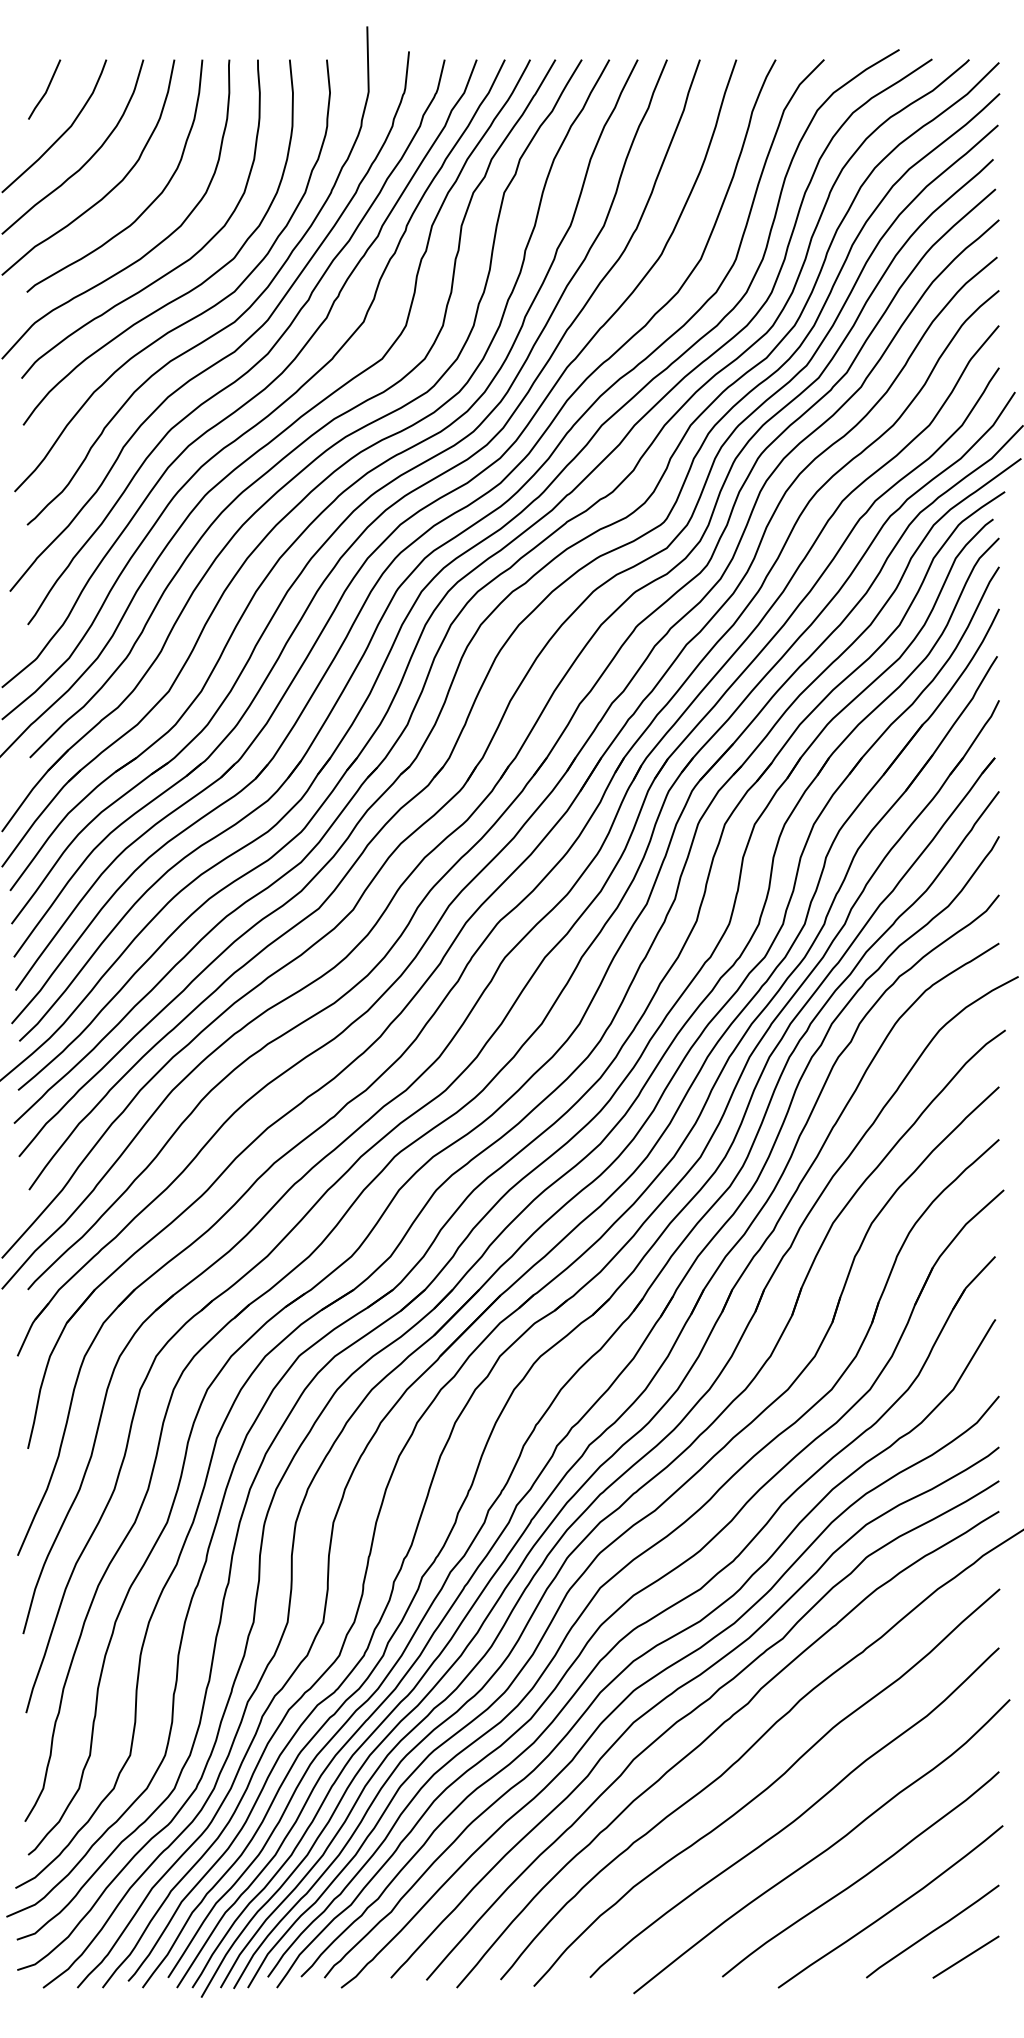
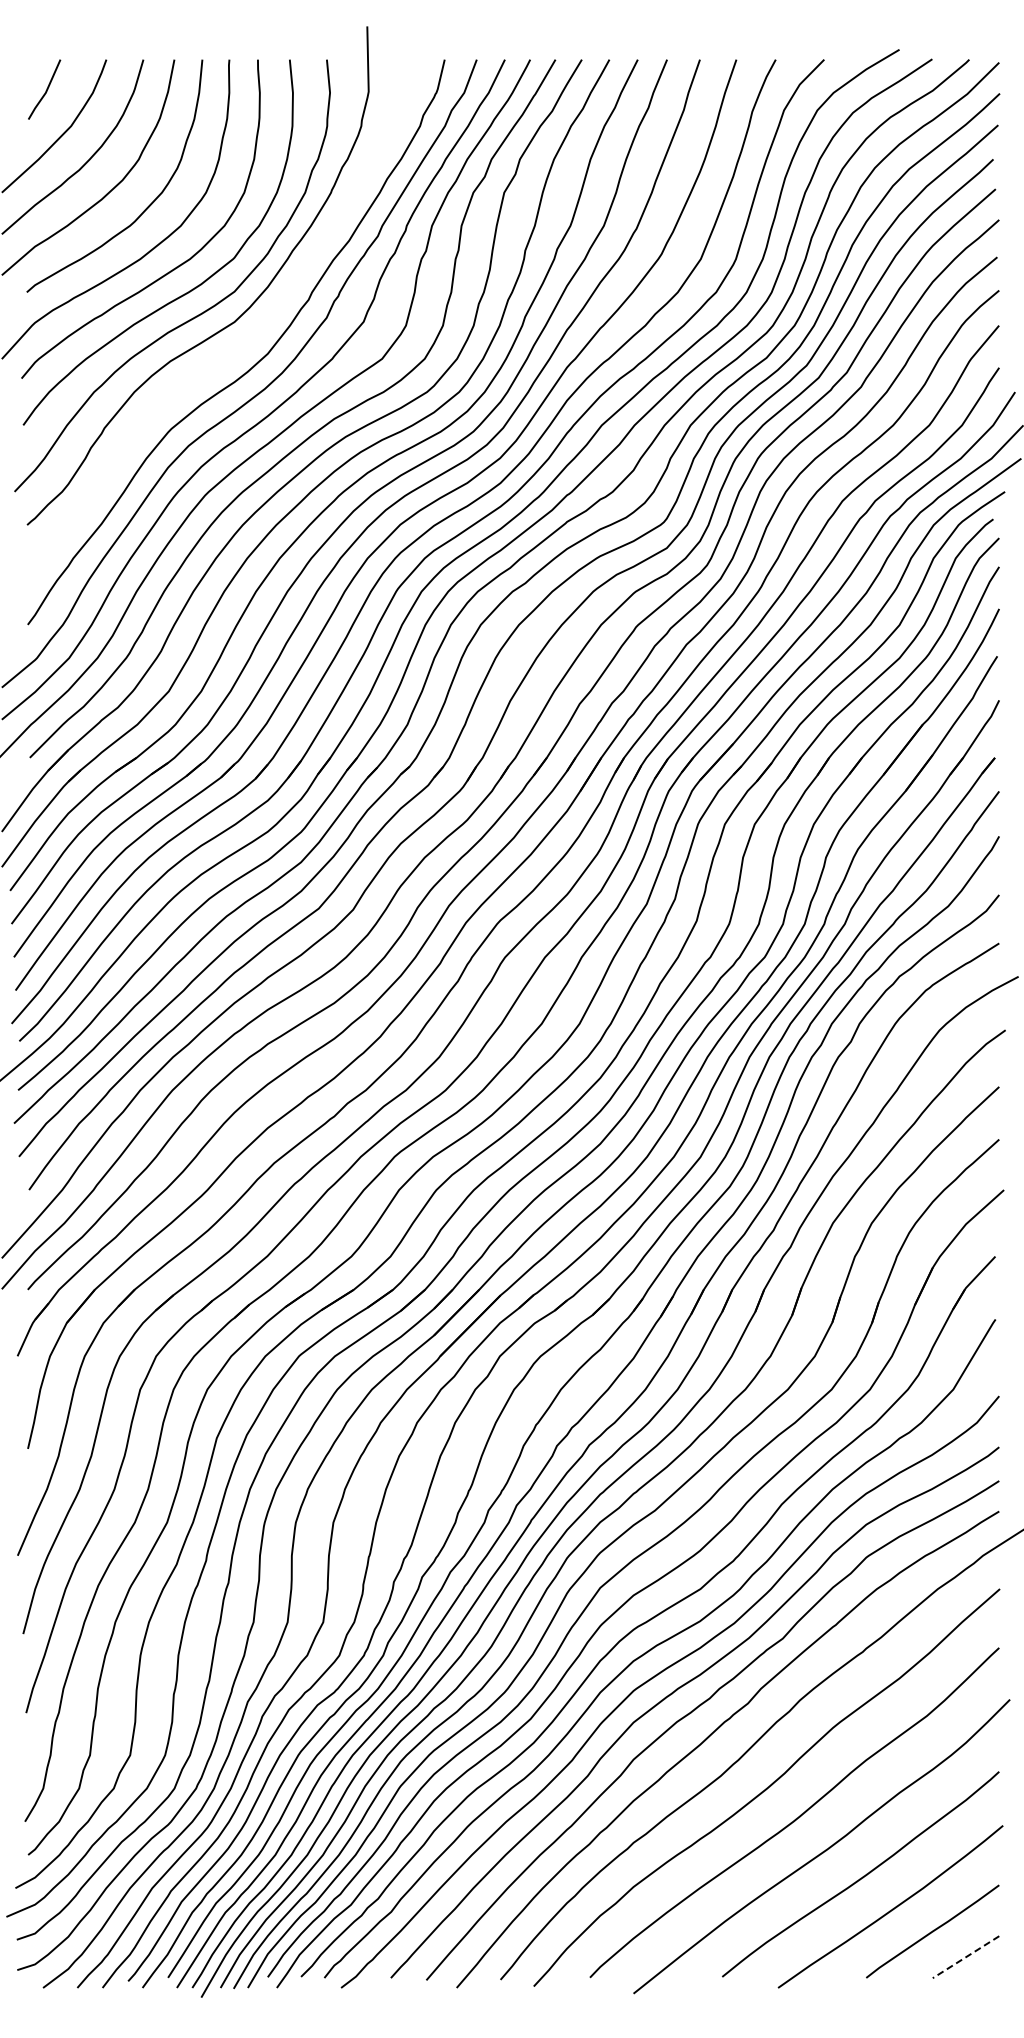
curve: present -> none (229, 353)
line: solid -> dashed (965, 1957)
